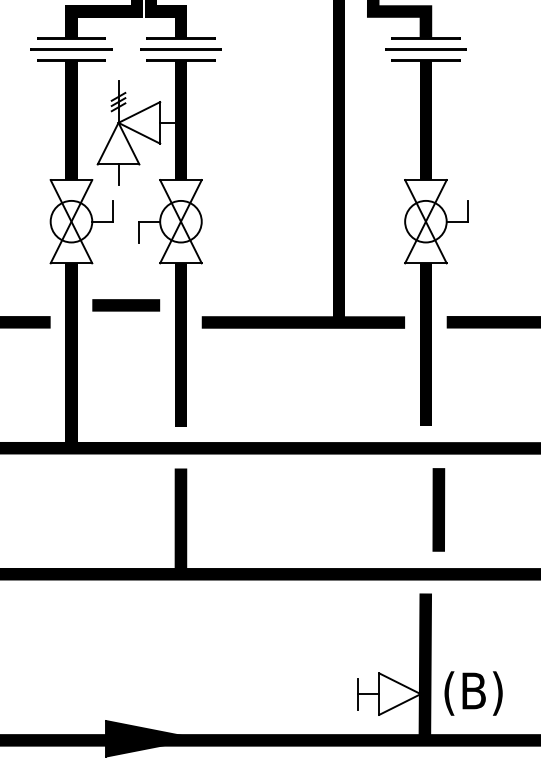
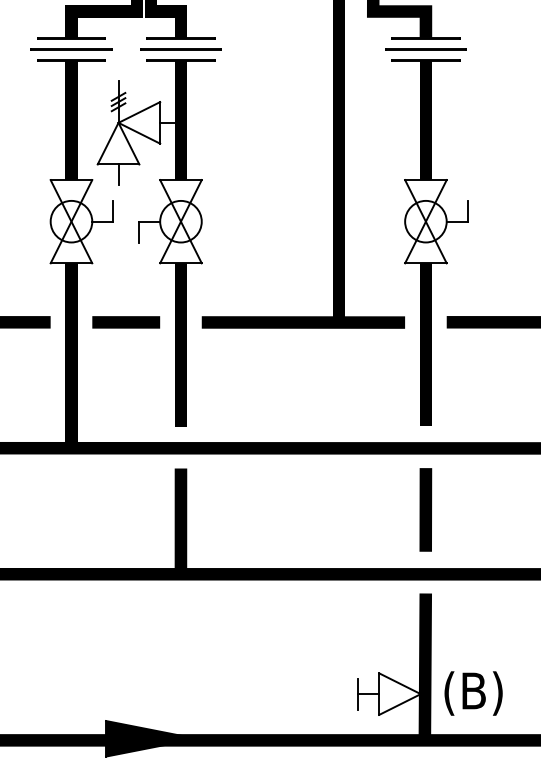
line position: (126, 305) -> (126, 322) (126, 322)
line position: (438, 509) -> (425, 509) (425, 509)
